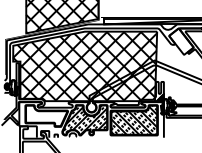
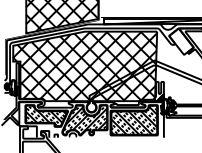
hatch: none -> present (46, 115)
